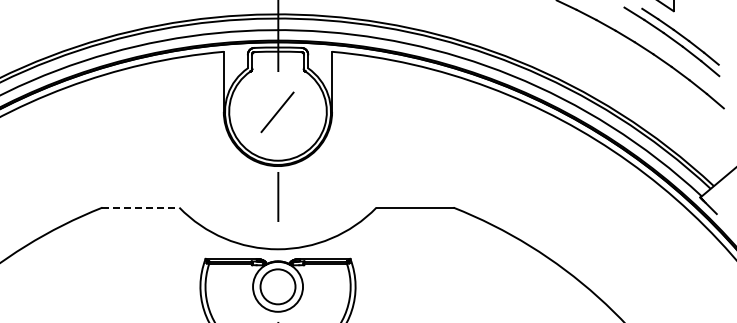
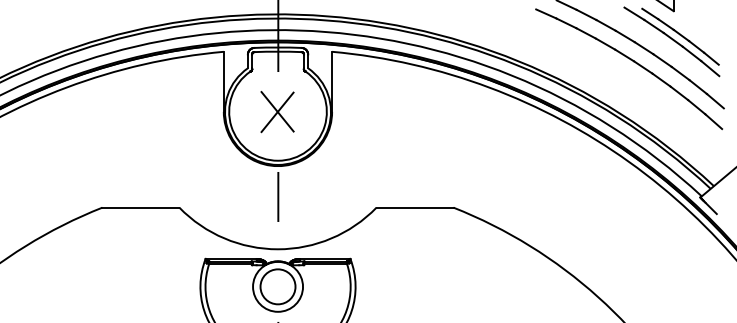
part: none -> present (633, 62)
line: none -> present (277, 111)
line: dashed -> solid (141, 207)
